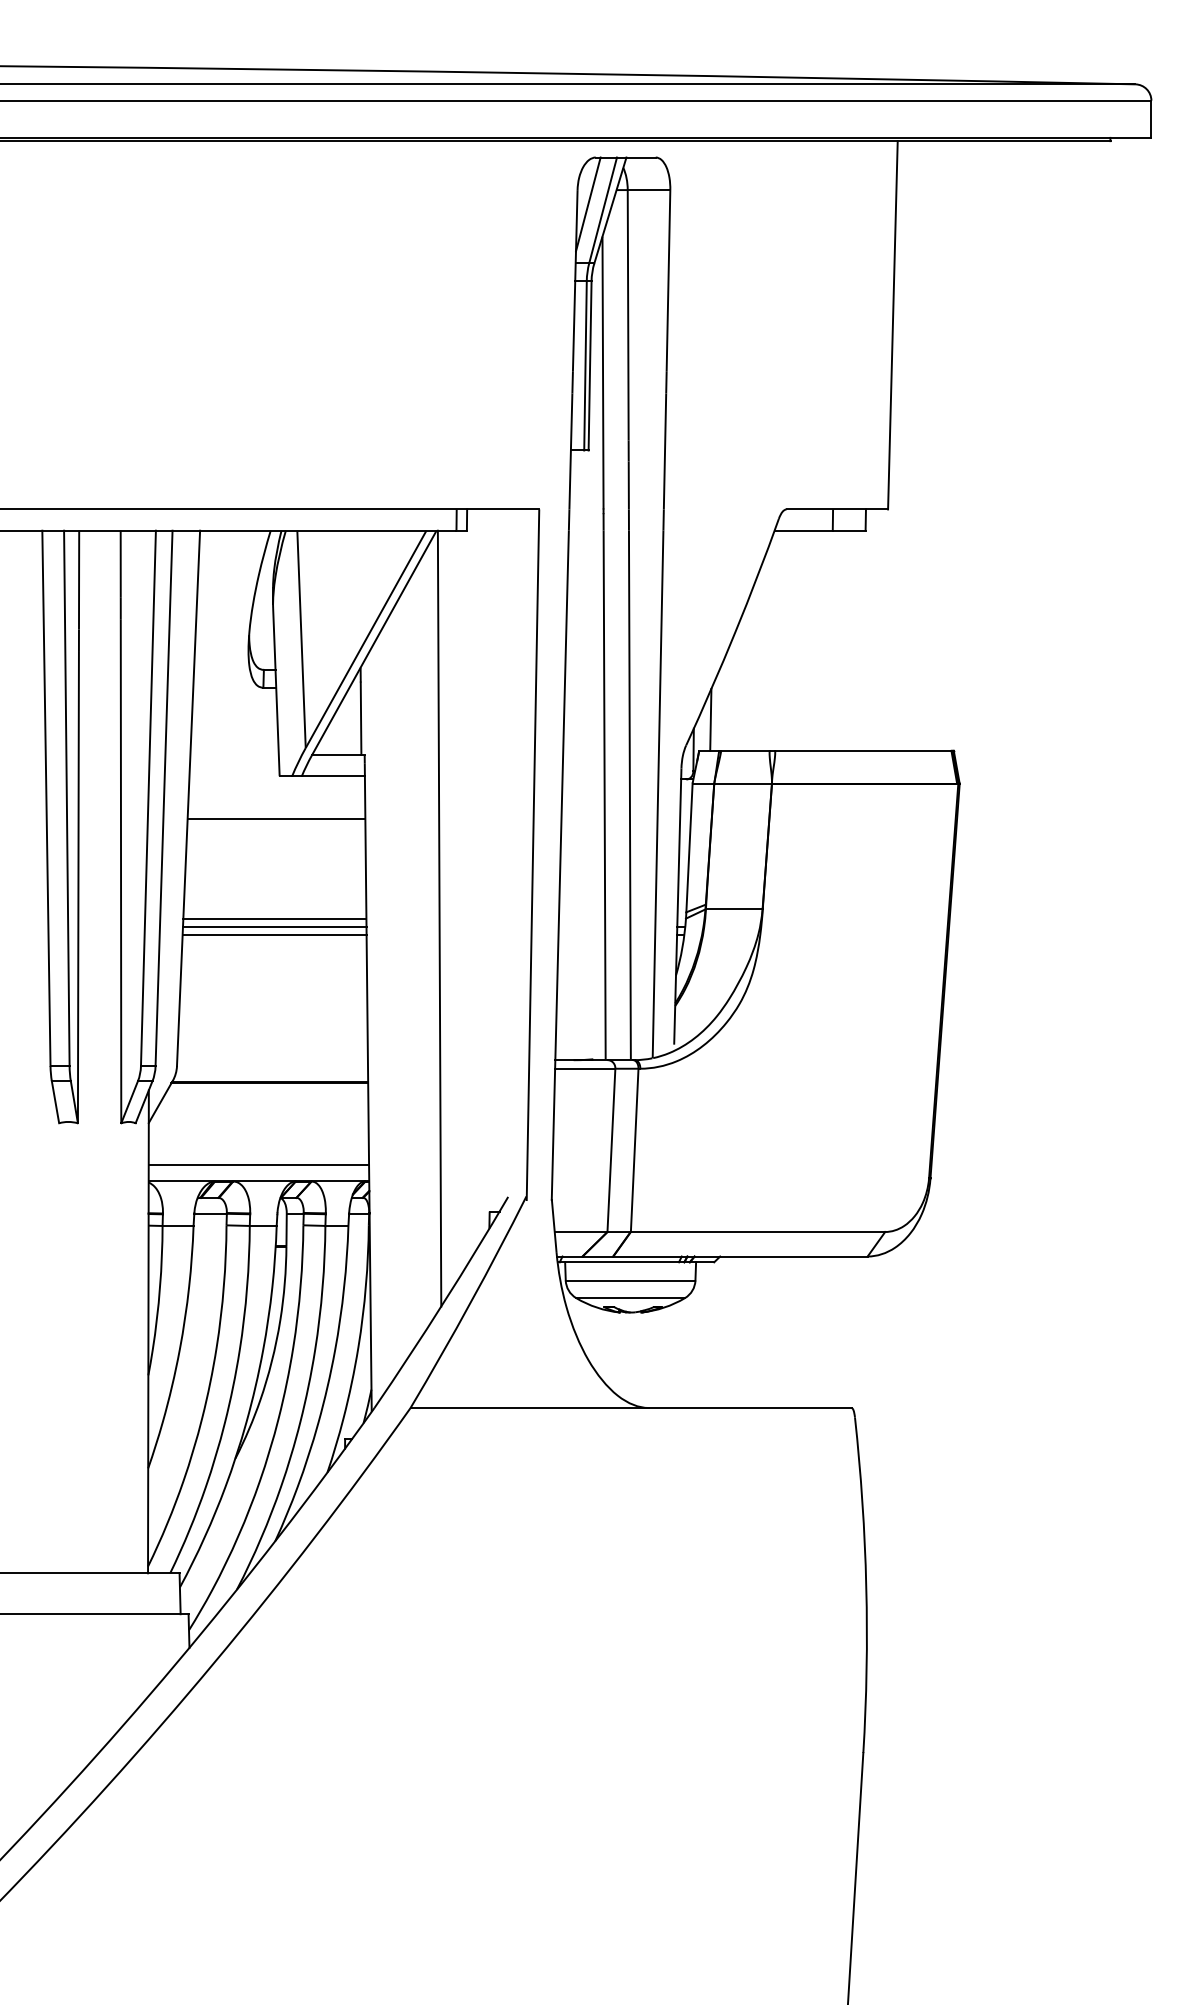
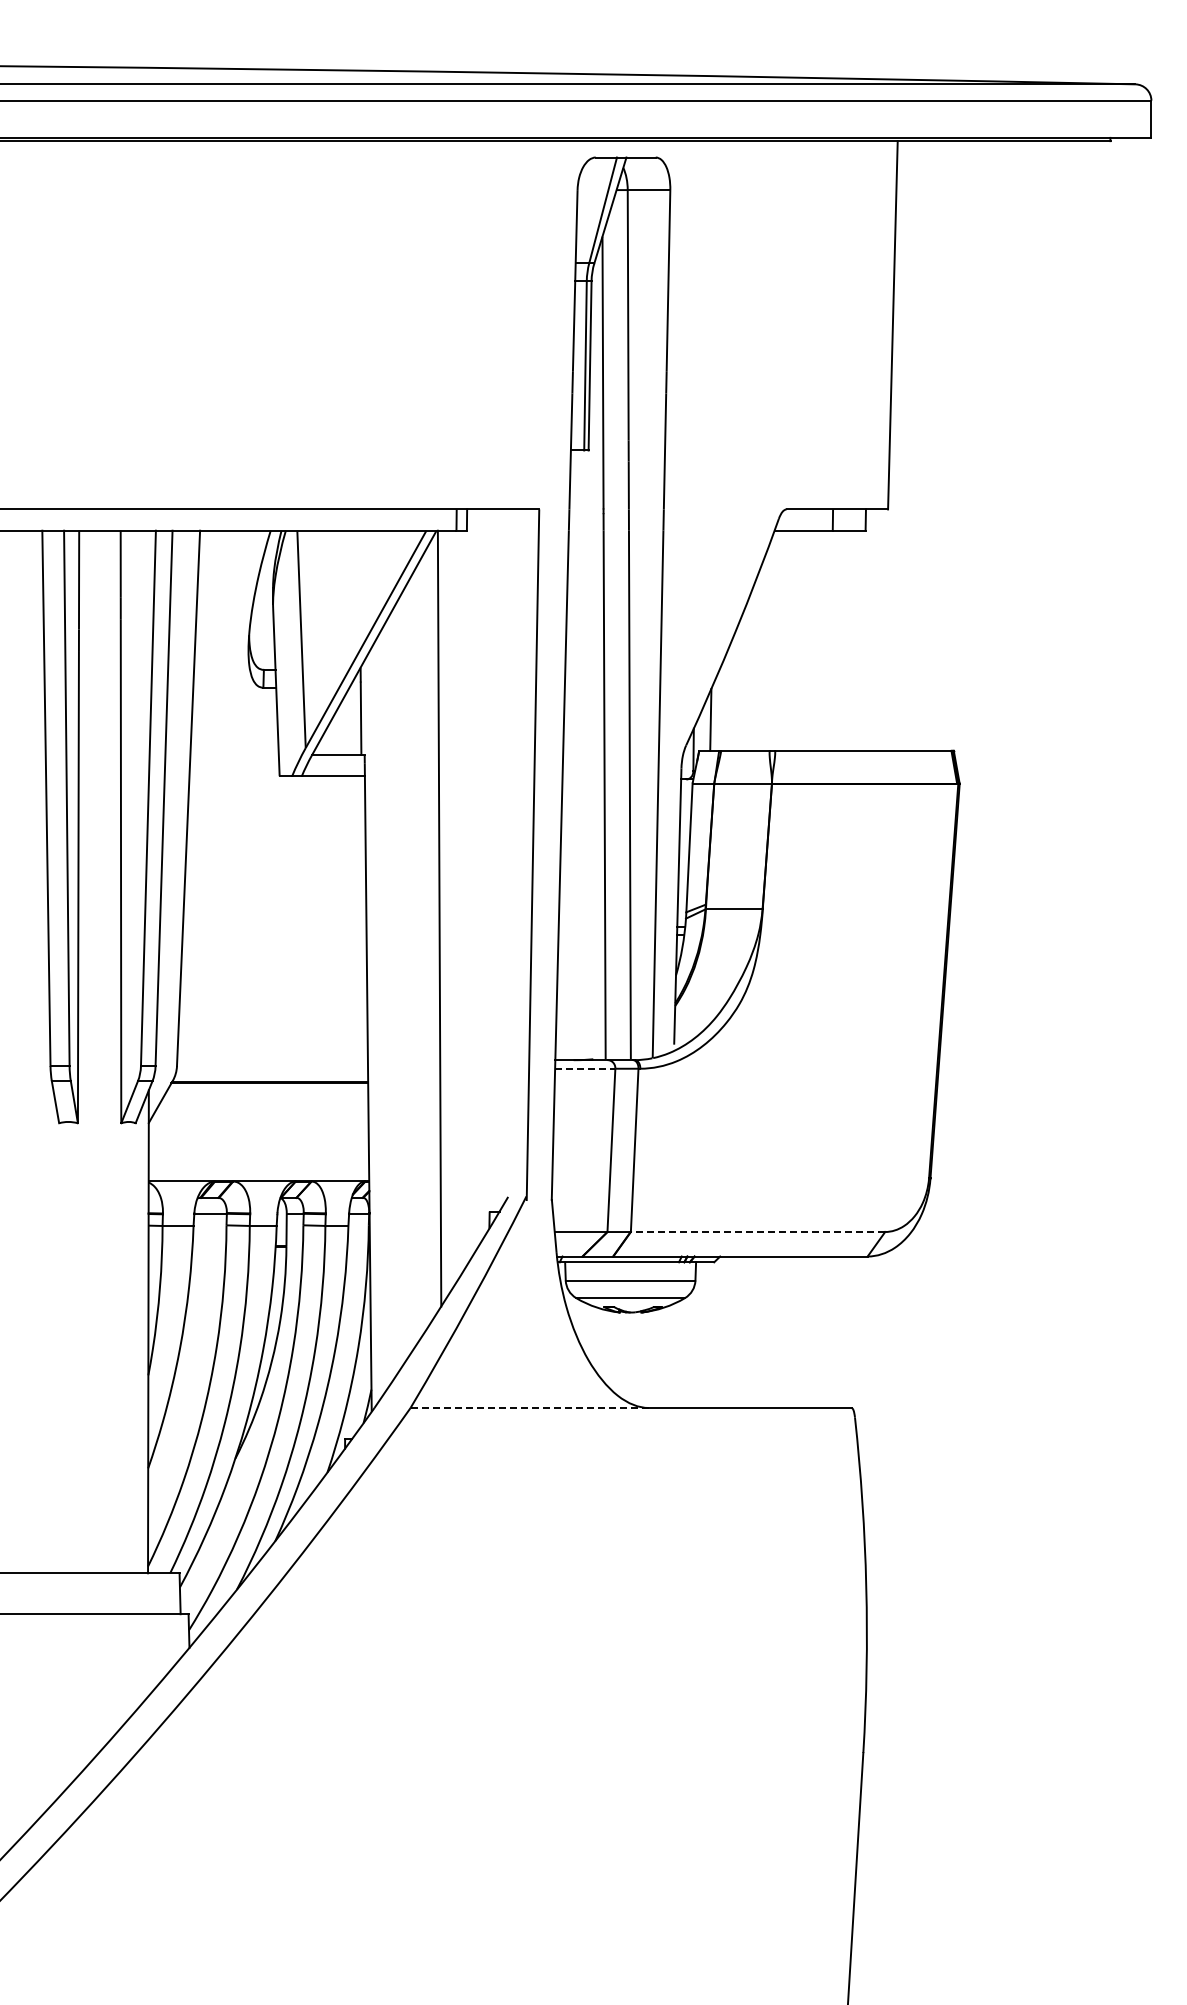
line: present -> none (588, 204)
line: present -> none (276, 819)
line: present -> none (274, 918)
line: present -> none (274, 926)
line: present -> none (274, 934)
line: solid -> dashed (585, 1068)
line: present -> none (258, 1165)
line: solid -> dashed (757, 1232)
line: solid -> dashed (529, 1407)
